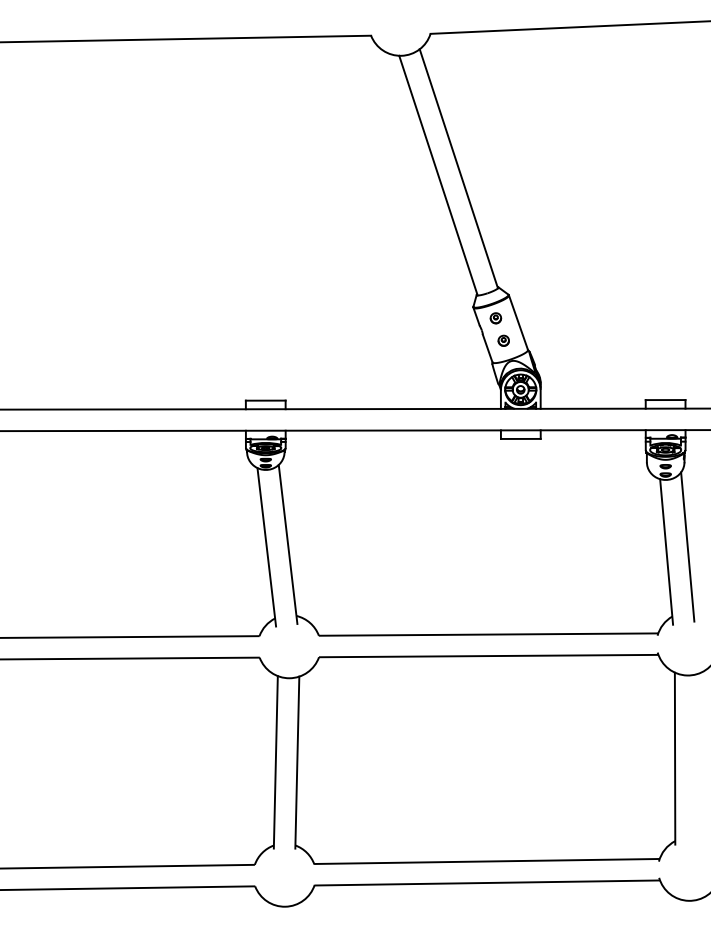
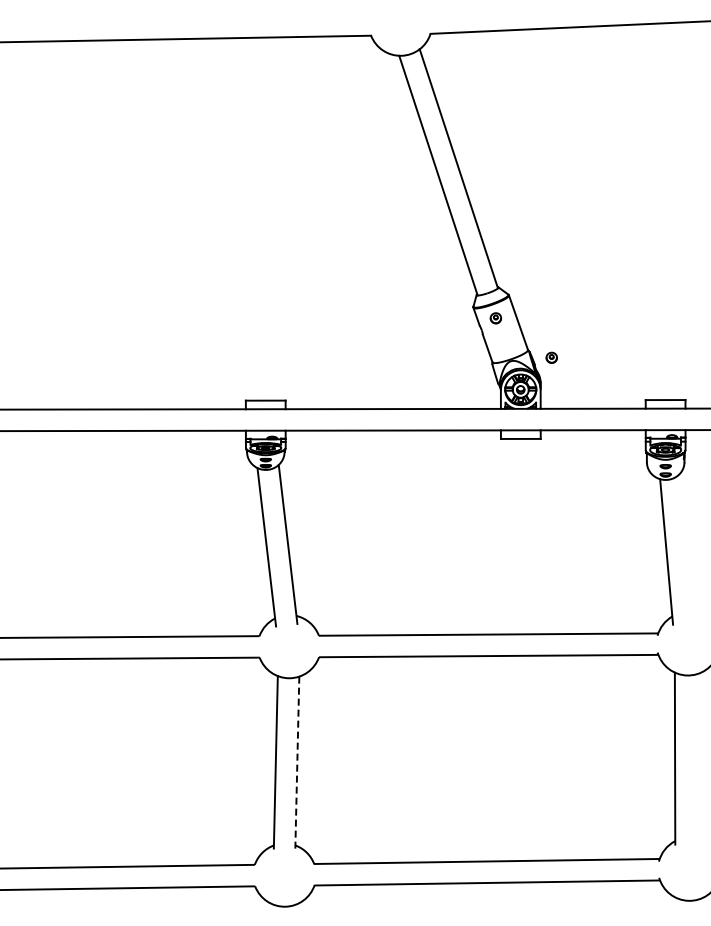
part position: (503, 340) -> (551, 357) (551, 357)
line: present -> none (687, 546)
line: solid -> dashed (297, 762)
